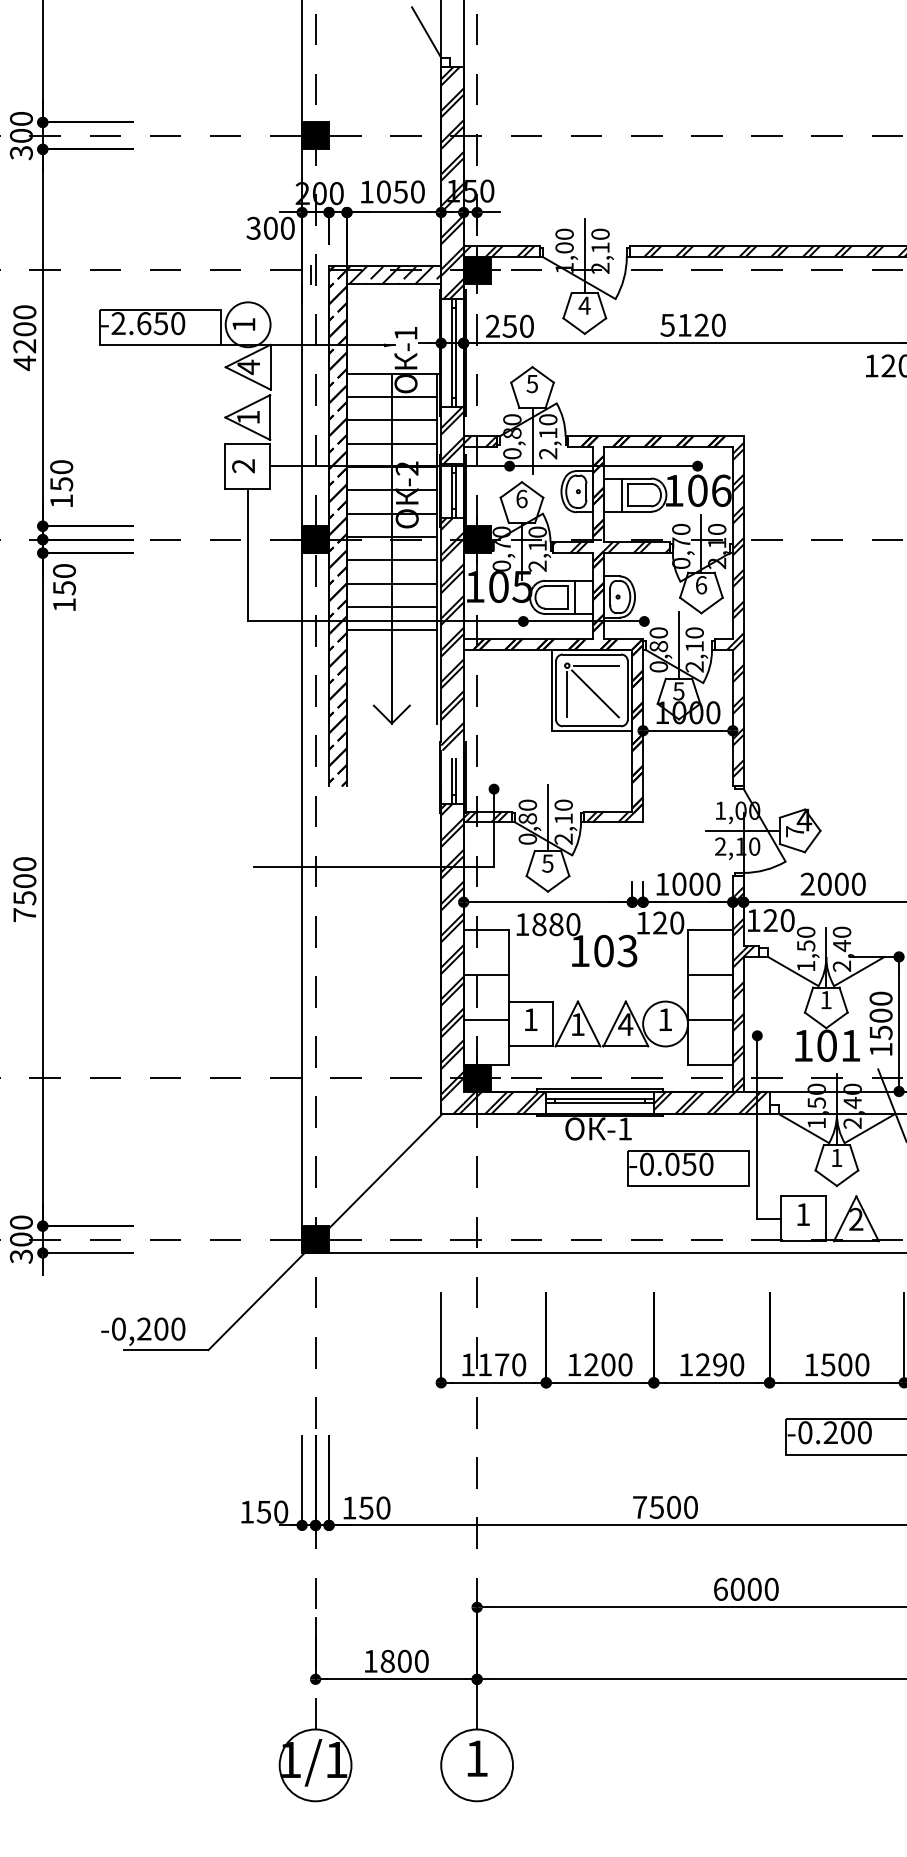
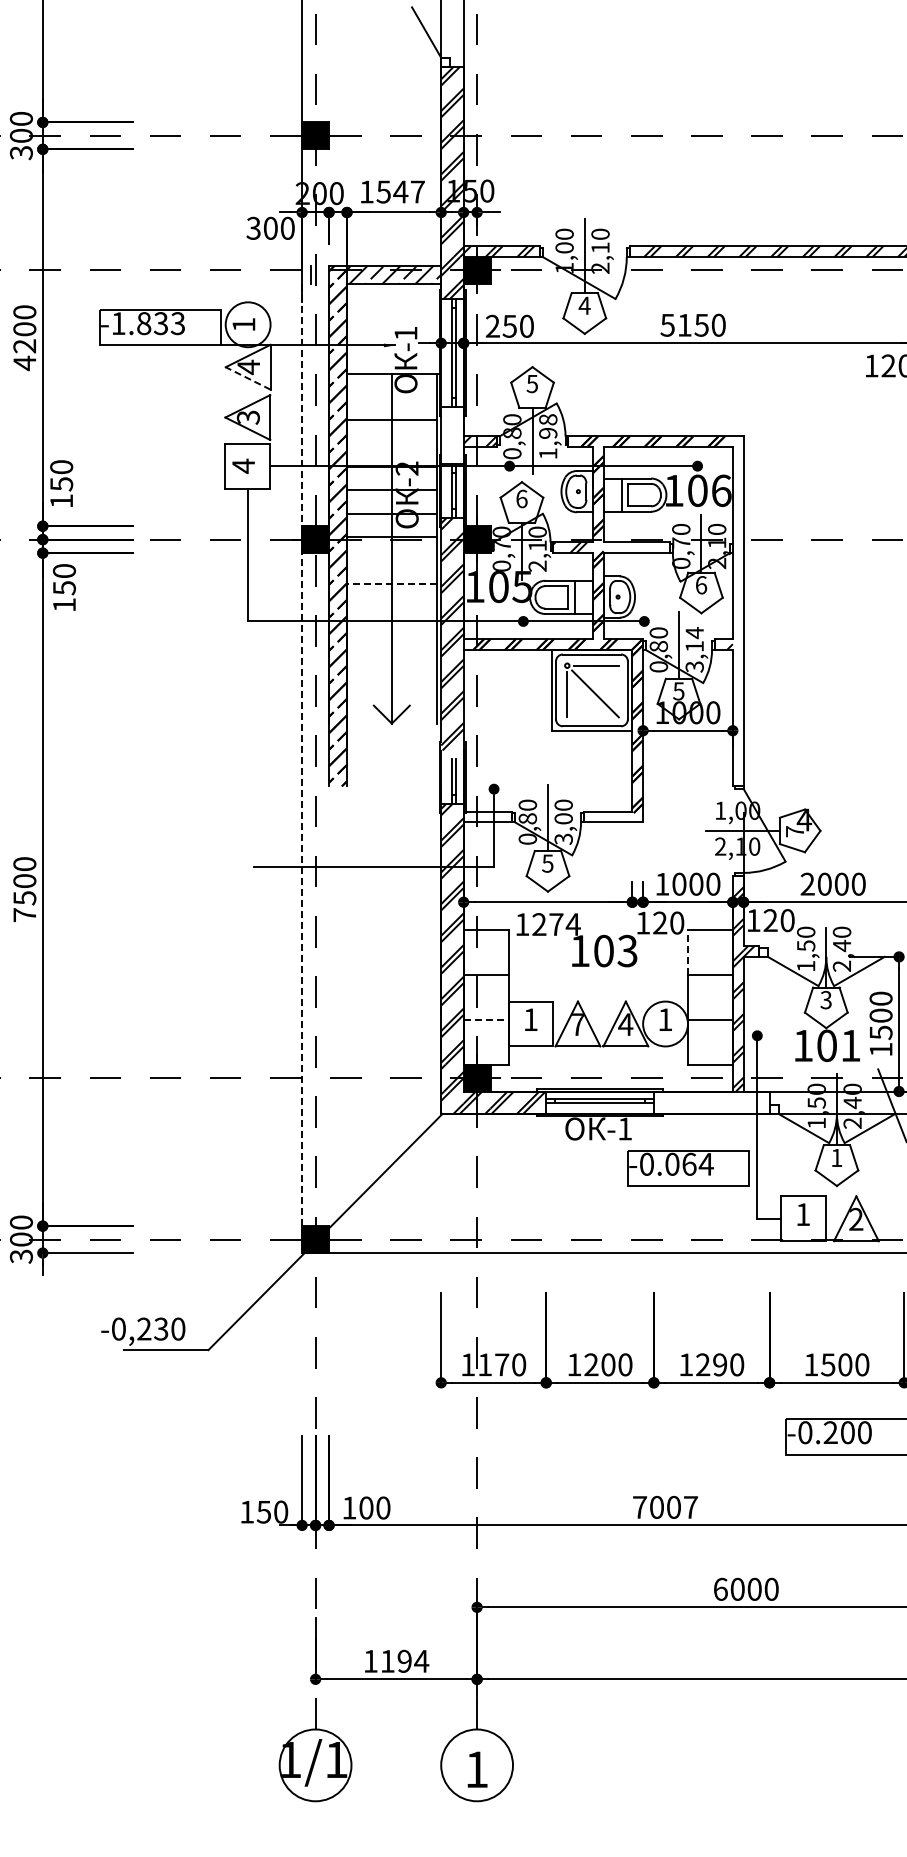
text: 1050 -> 1547 (400, 191)
text: -2.650 -> -1.833 (148, 323)
text: 5120 -> 5150 (701, 324)
line: solid -> dashed (247, 378)
line: present -> none (391, 397)
text: 1 -> 3 (247, 417)
hatch: present -> none (452, 435)
text: 2,10 -> 1,98 (548, 436)
line: present -> none (391, 443)
text: 2 -> 4 (243, 465)
hatch: present -> none (636, 547)
line: present -> none (391, 560)
line: solid -> dashed (391, 583)
line: present -> none (391, 606)
hatch: present -> none (737, 610)
line: present -> none (391, 630)
text: 2,10 -> 3,14 (694, 649)
line: solid -> dashed (302, 766)
hatch: present -> none (485, 816)
hatch: present -> none (609, 816)
text: 2,10 -> 3,00 (563, 829)
text: 1880 -> 1274 (556, 924)
line: solid -> dashed (687, 951)
text: 1 -> 3 (825, 999)
line: solid -> dashed (486, 1019)
text: 1 -> 7 (578, 1024)
hatch: present -> none (710, 1102)
text: -0.050 -> -0.064 (697, 1163)
text: -0,200 -> -0,230 (161, 1328)
text: 7500 -> 7007 (673, 1506)
text: 150 -> 100 (366, 1507)
text: 1800 -> 1194 (404, 1660)
text position: (477, 1758) -> (477, 1769) (477, 1769)
